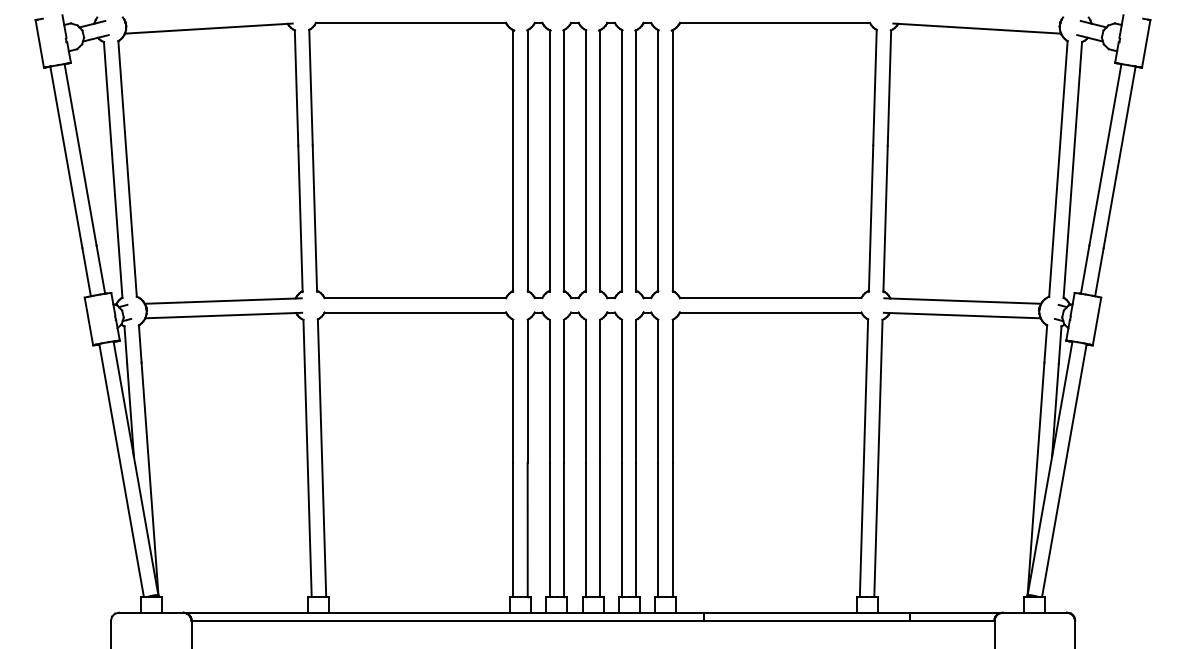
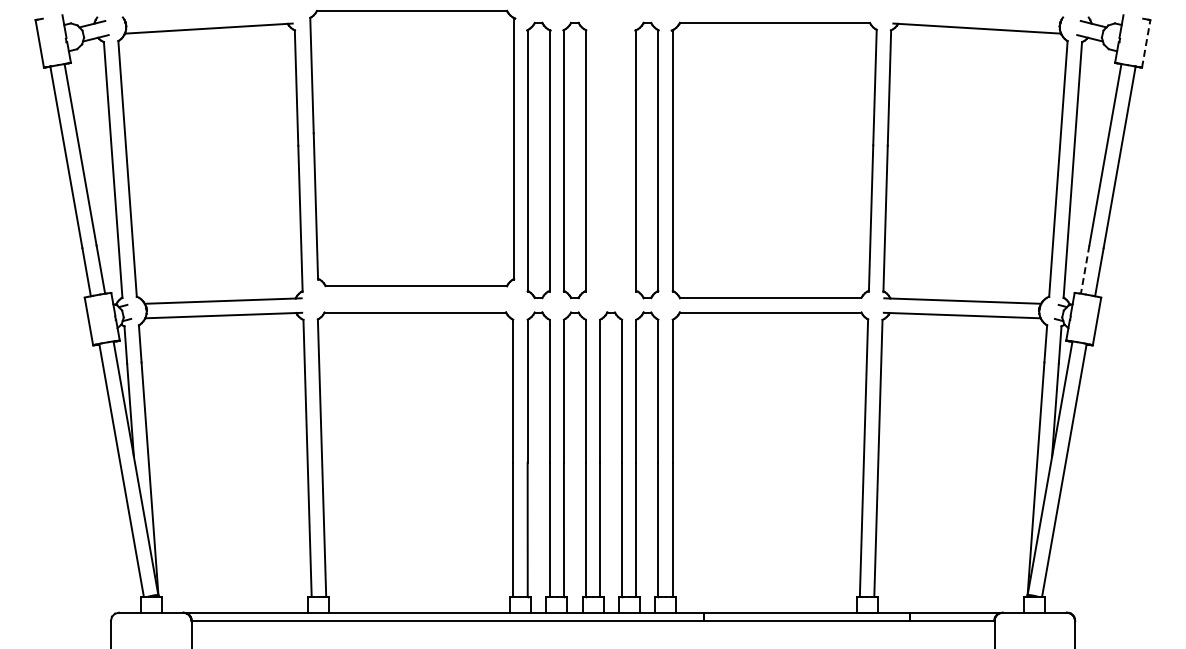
line: solid -> dashed (1146, 43)
part position: (411, 160) -> (412, 148) (412, 148)
part: present -> none (610, 160)
line: solid -> dashed (1085, 270)
